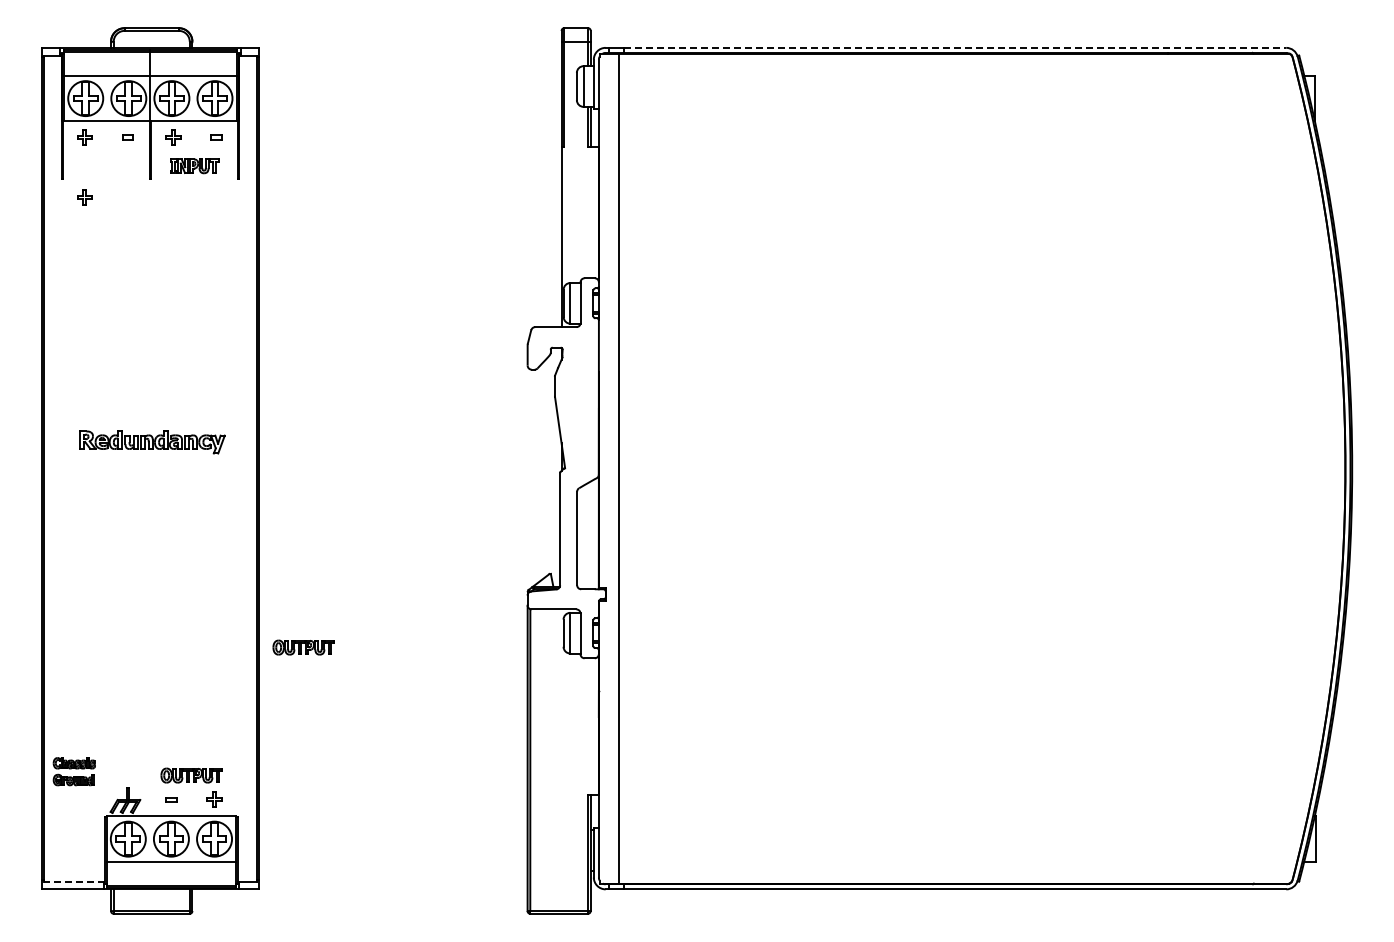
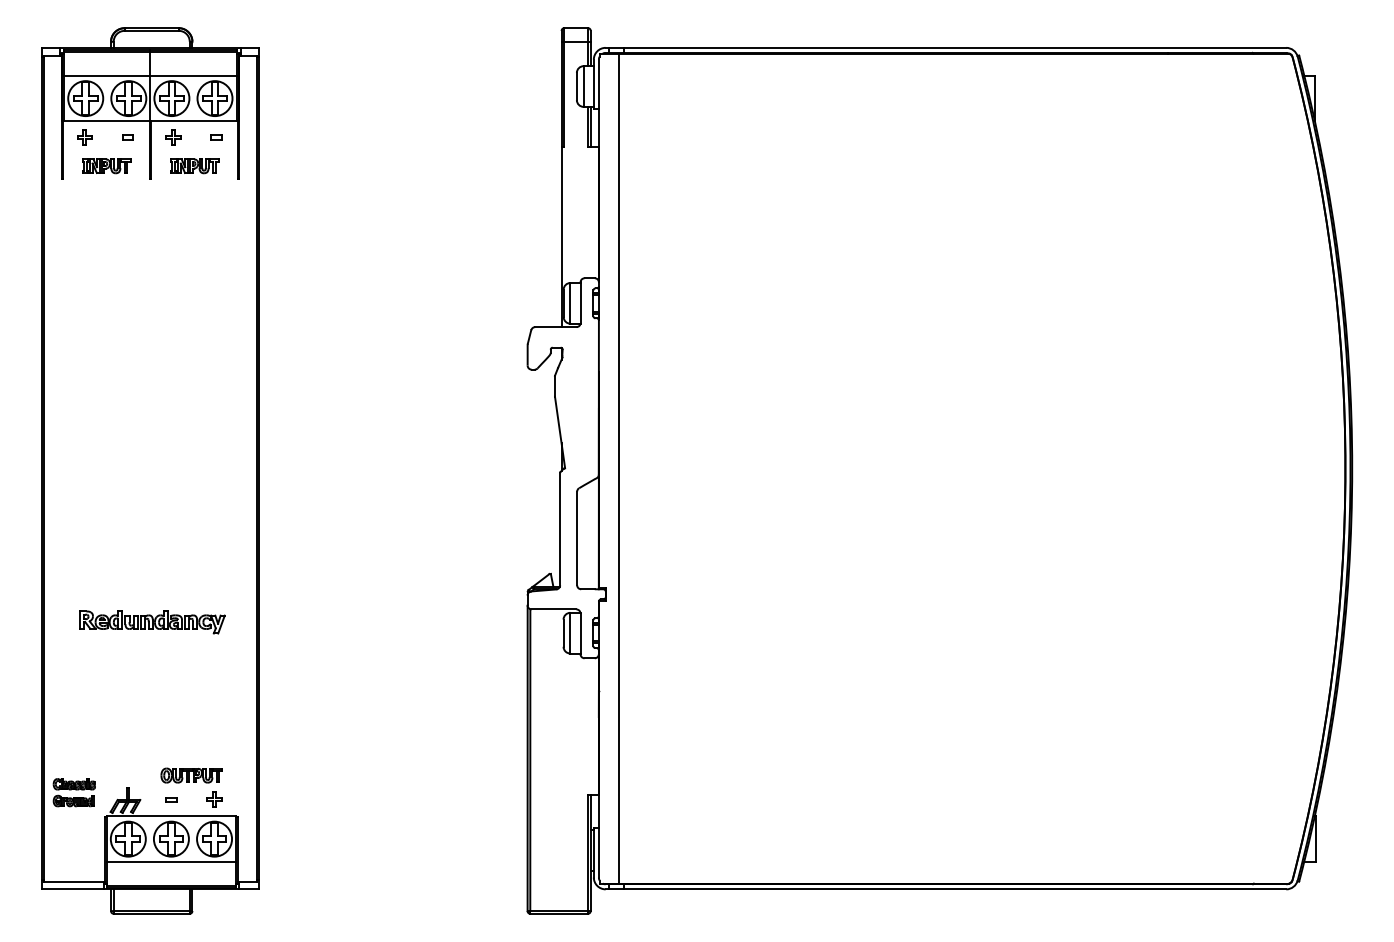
line: dashed -> solid (955, 47)
part: none -> present (106, 166)
part: present -> none (84, 197)
part position: (152, 442) -> (152, 622) (152, 622)
part: present -> none (303, 647)
part position: (73, 771) -> (73, 792) (73, 792)
line: dashed -> solid (74, 881)
